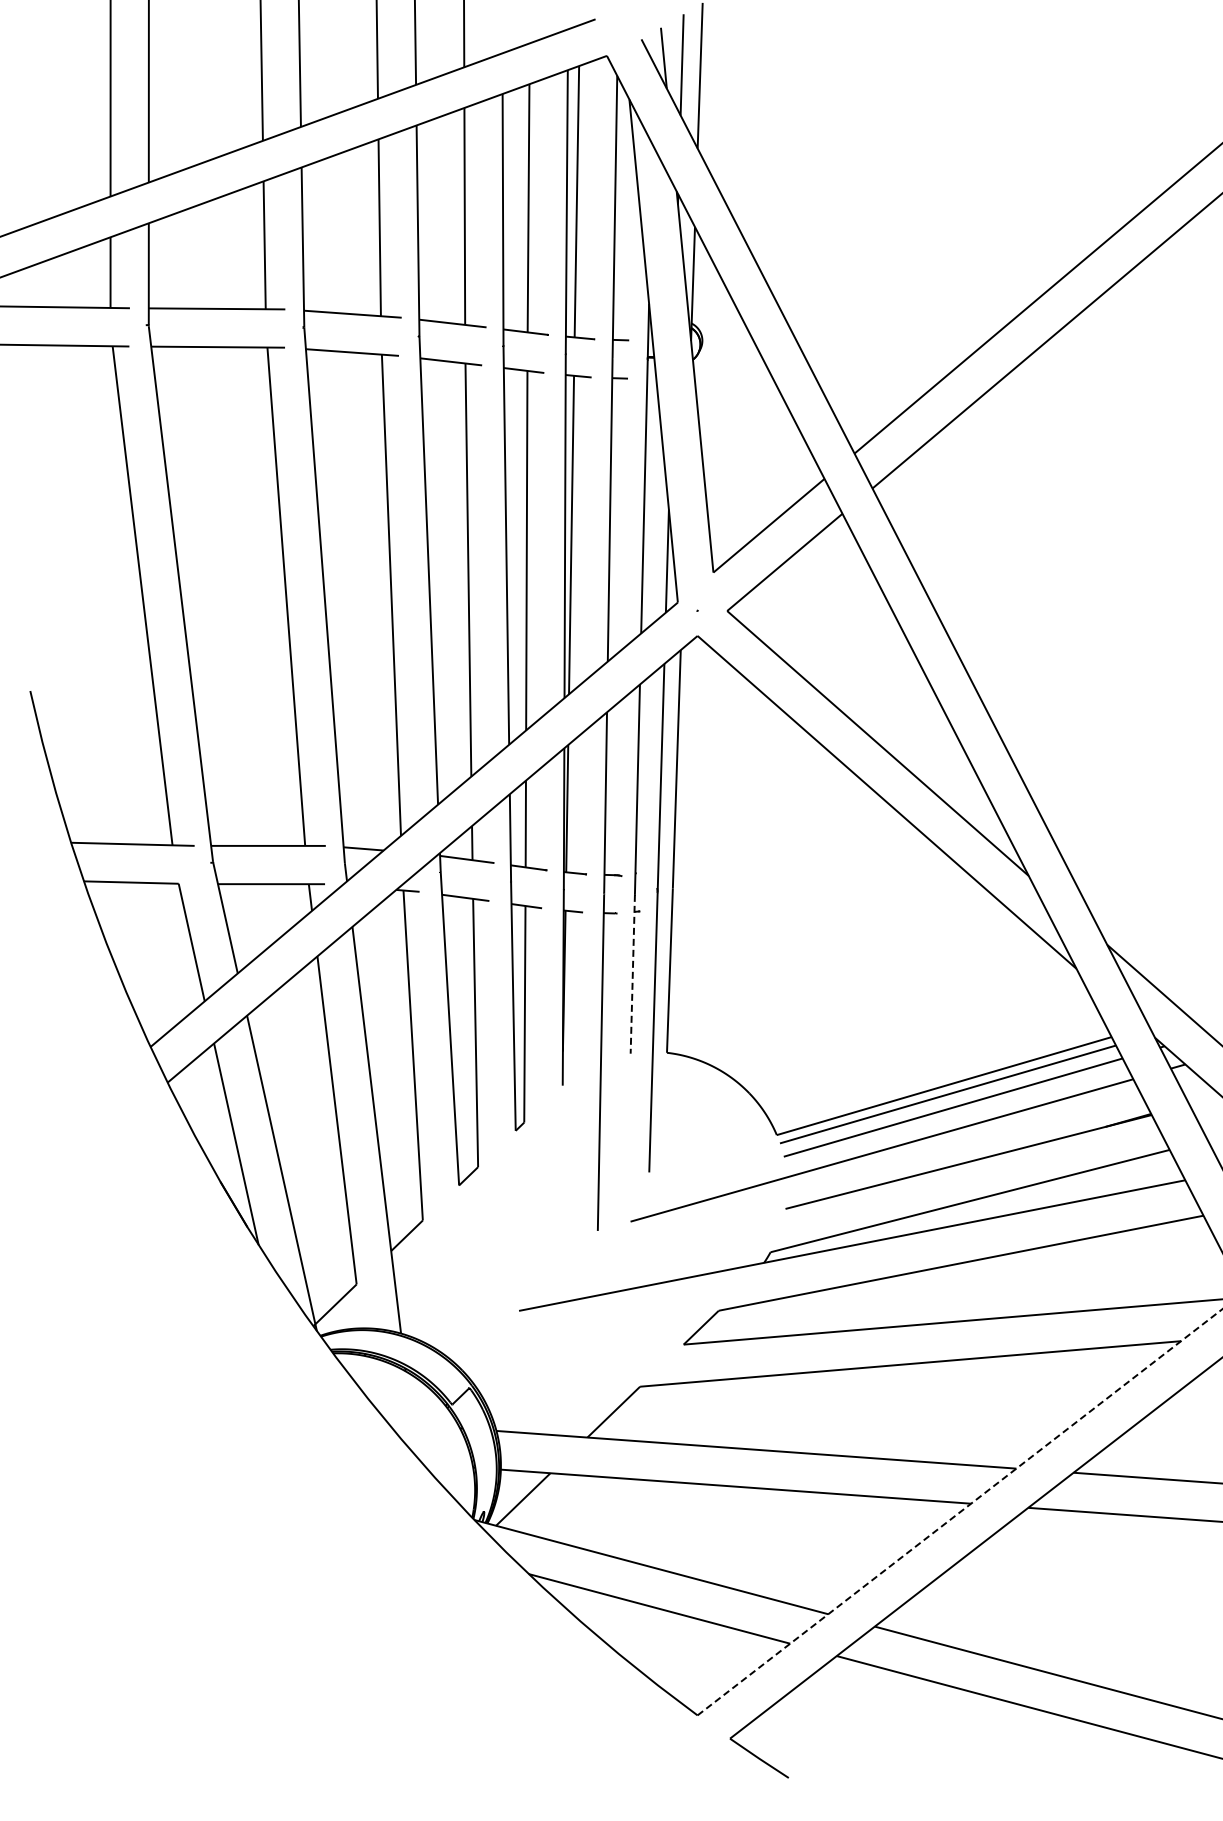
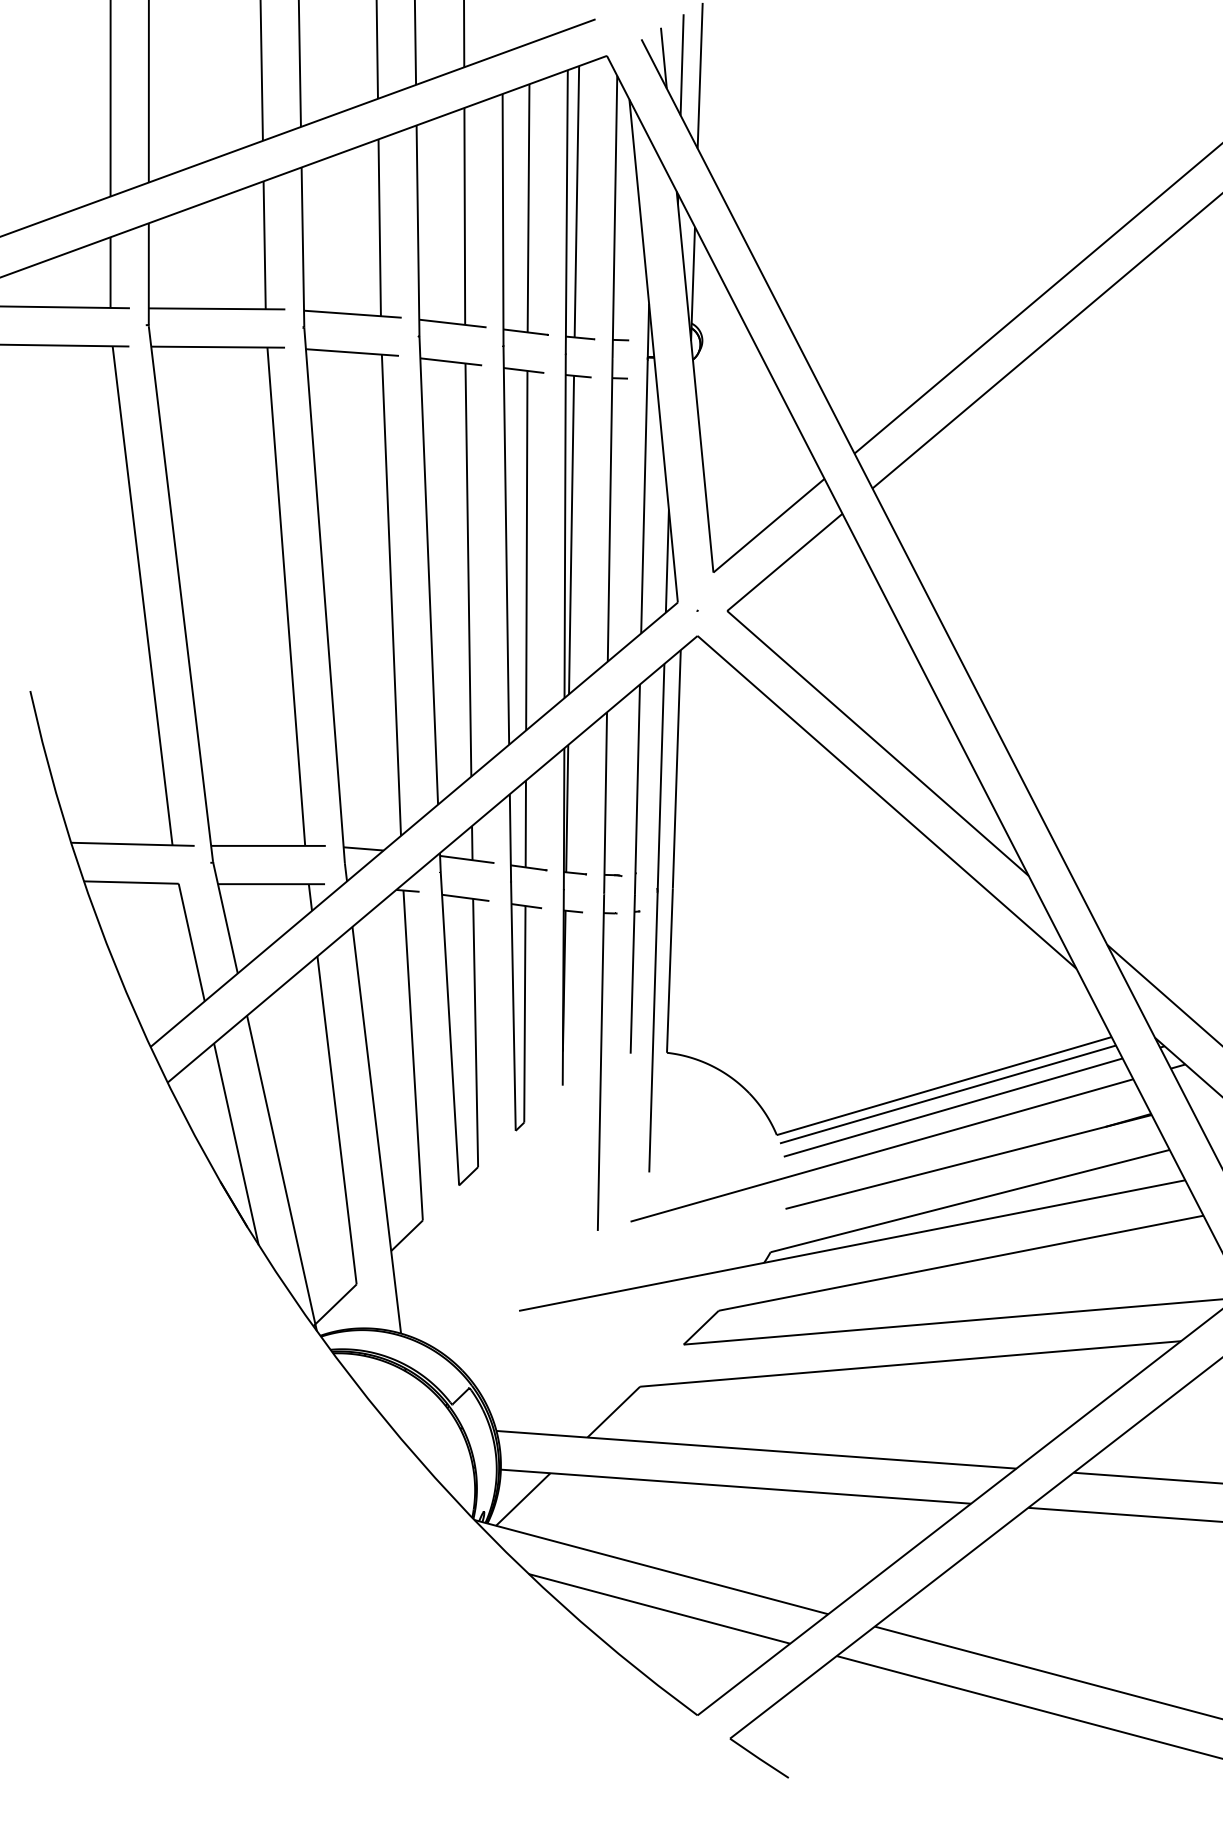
line: dashed -> solid (632, 974)
line: dashed -> solid (960, 1511)
